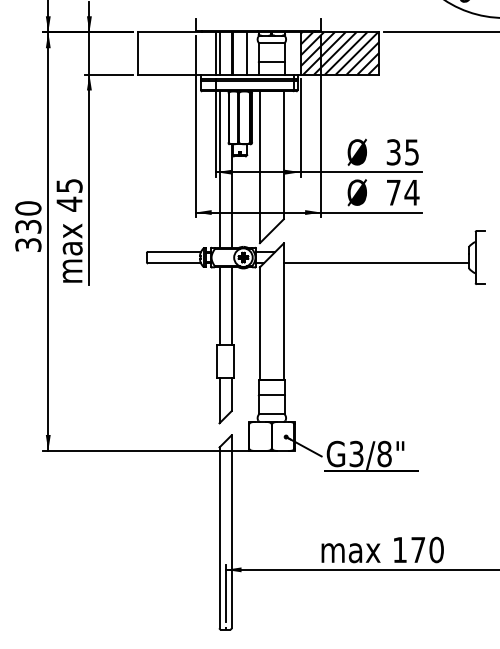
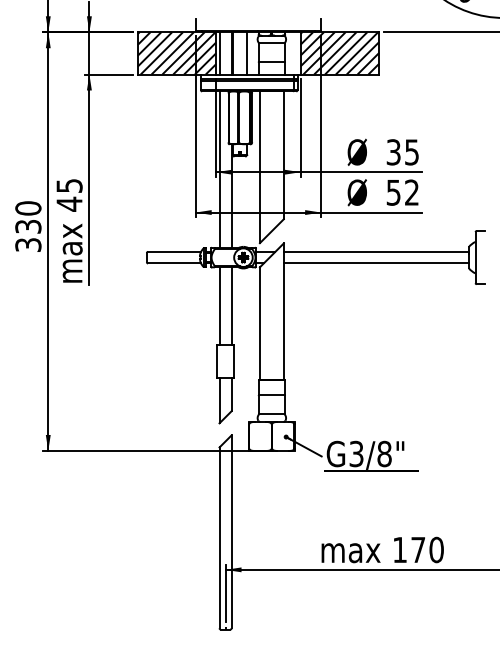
hatch: none -> present (176, 53)
text: 74 -> 52 (402, 192)
line: none -> present (375, 251)
